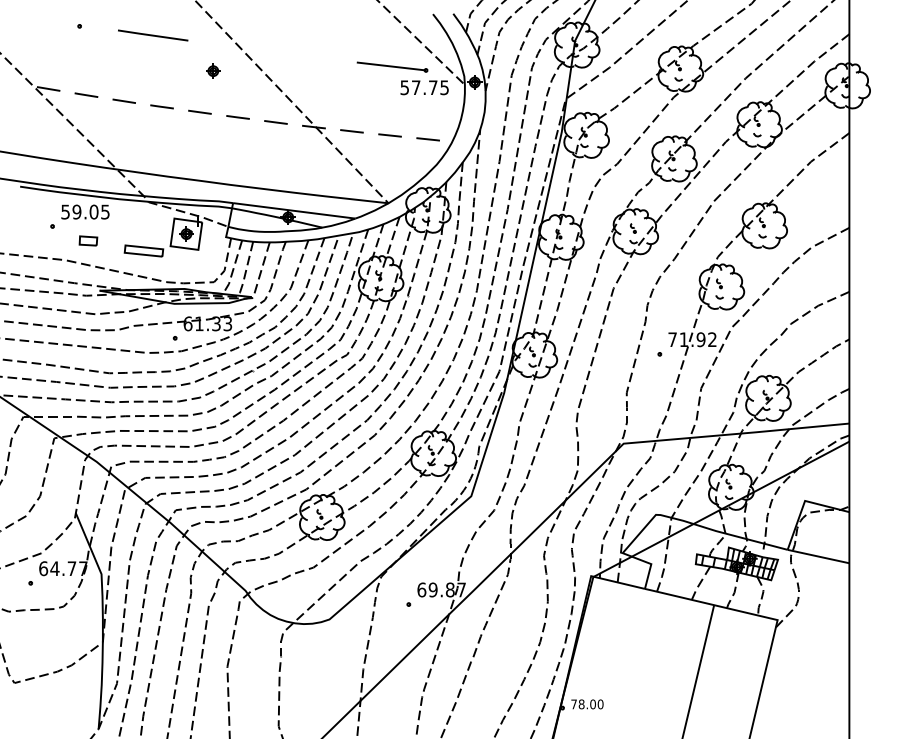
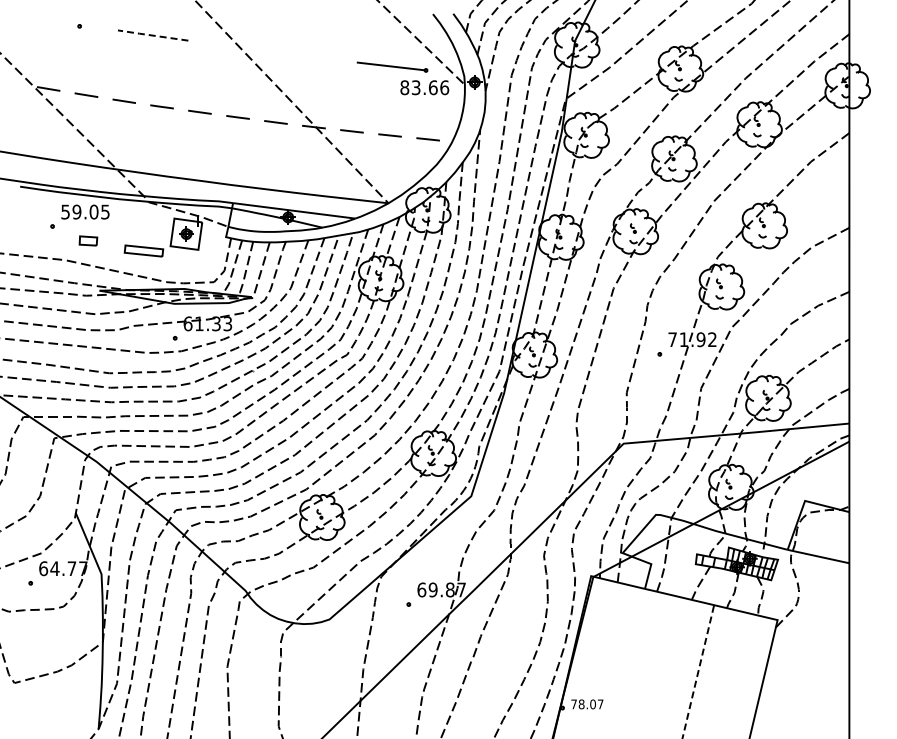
line: solid -> dashed (152, 35)
part: present -> none (213, 70)
text: 57.75 -> 83.66 (424, 87)
line: solid -> dashed (698, 671)
text: 78.00 -> 78.07 (600, 704)
